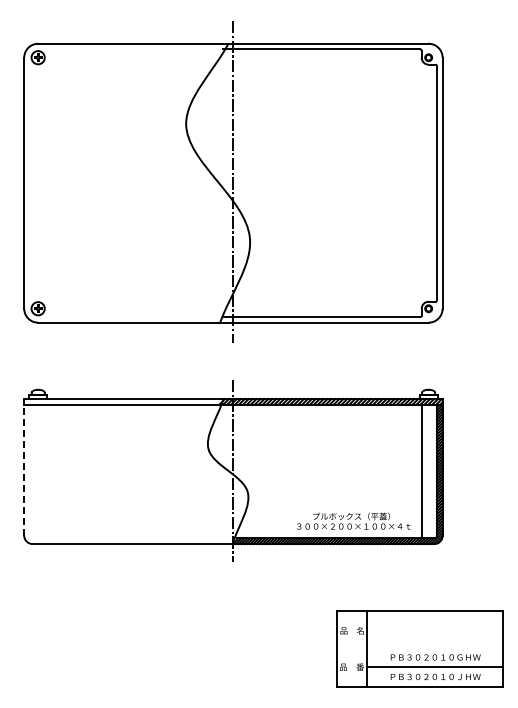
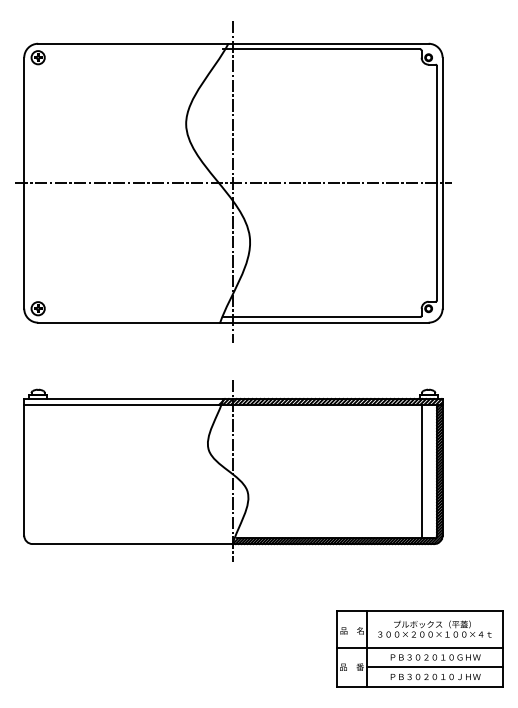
line: none -> present (233, 183)
line: dashed -> solid (24, 466)
text position: (353, 520) -> (434, 628) (434, 628)
line: none -> present (419, 647)
